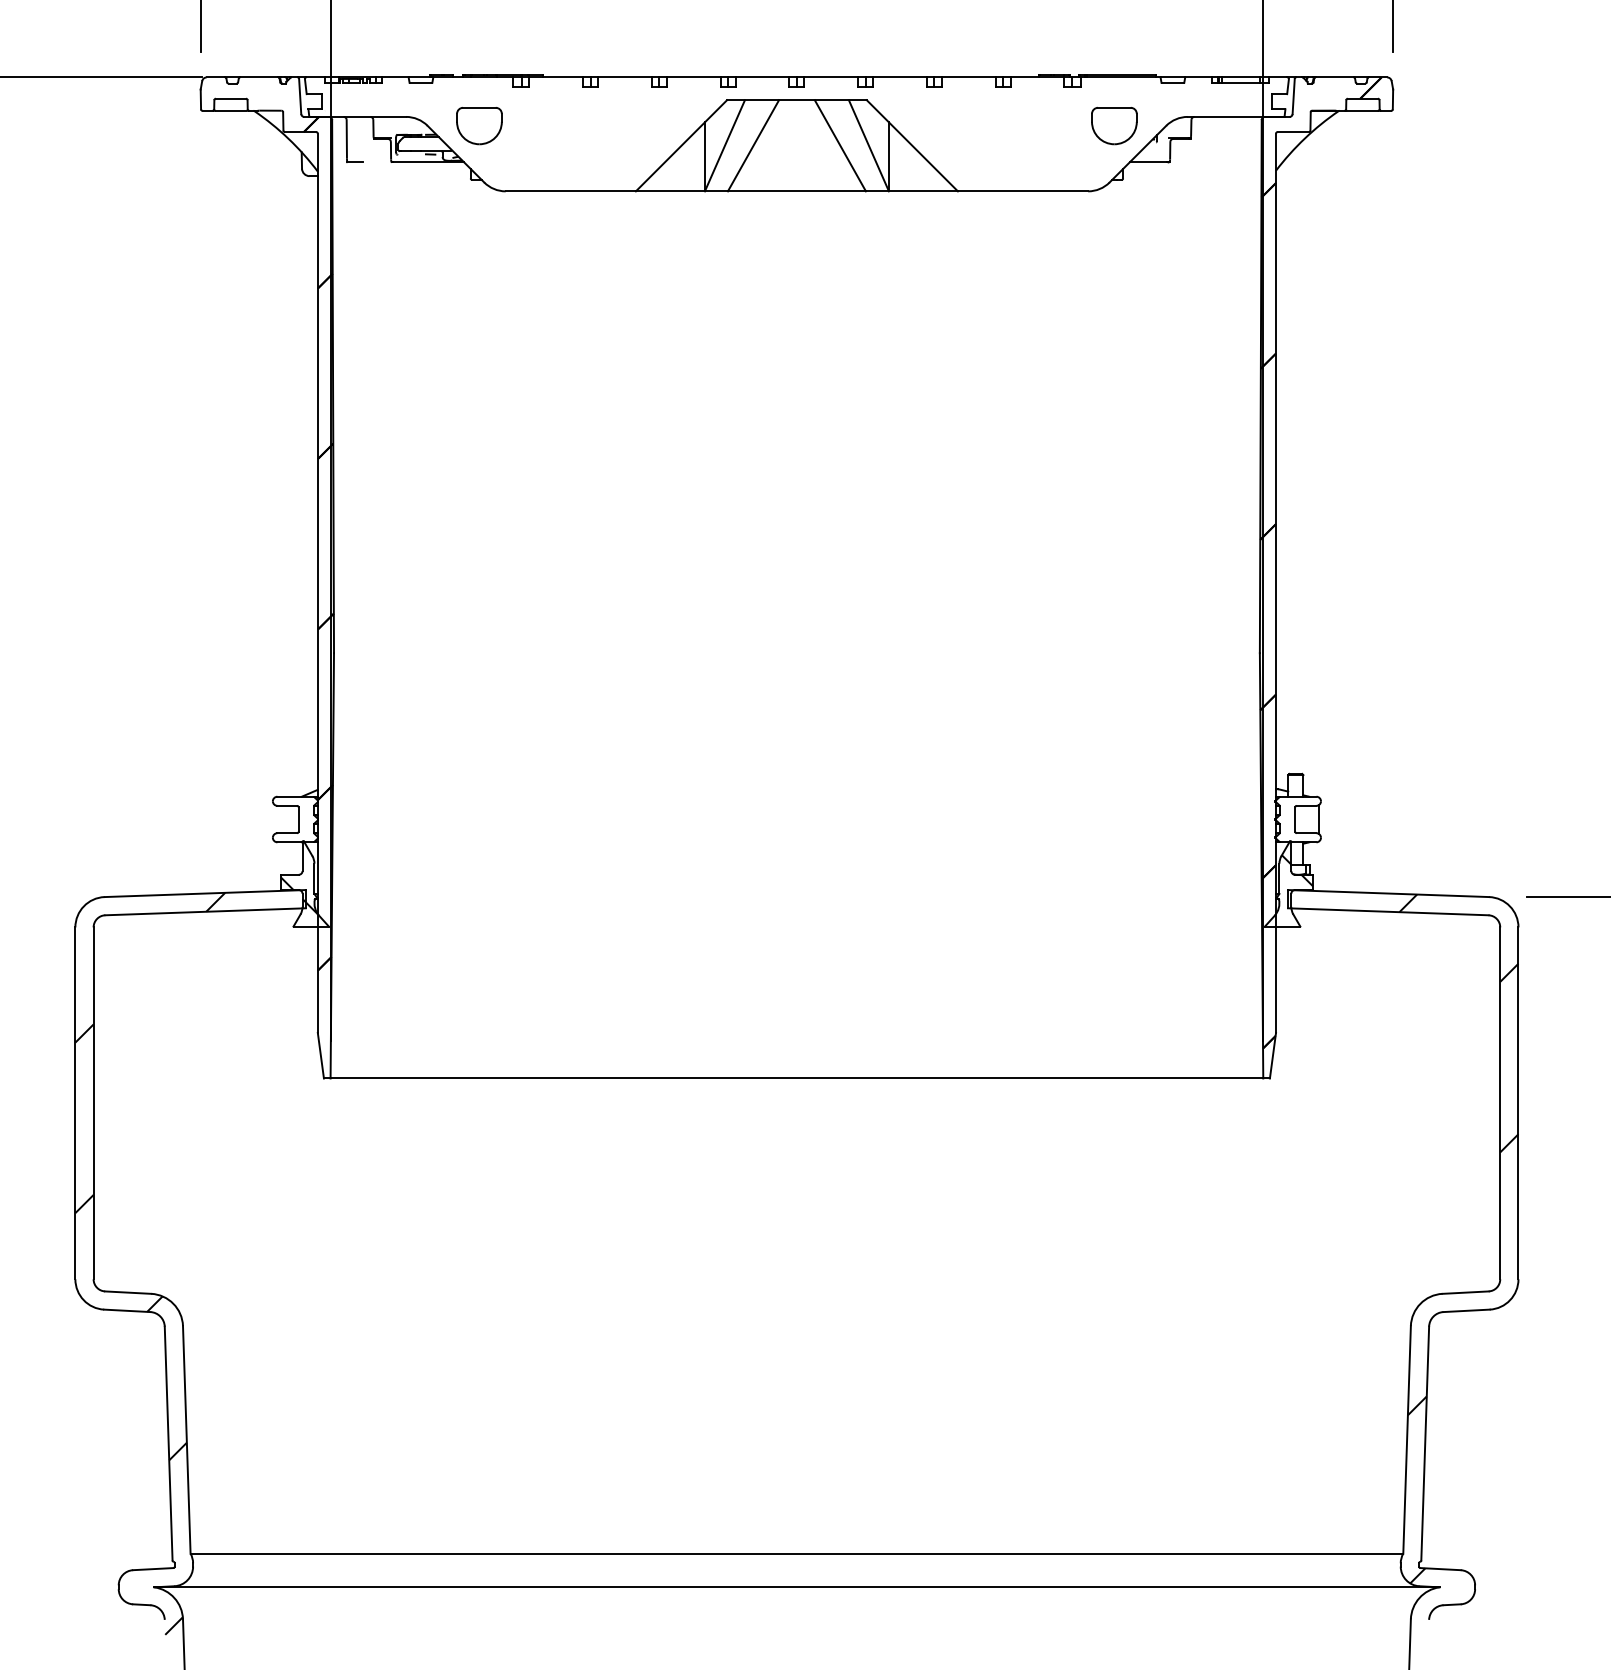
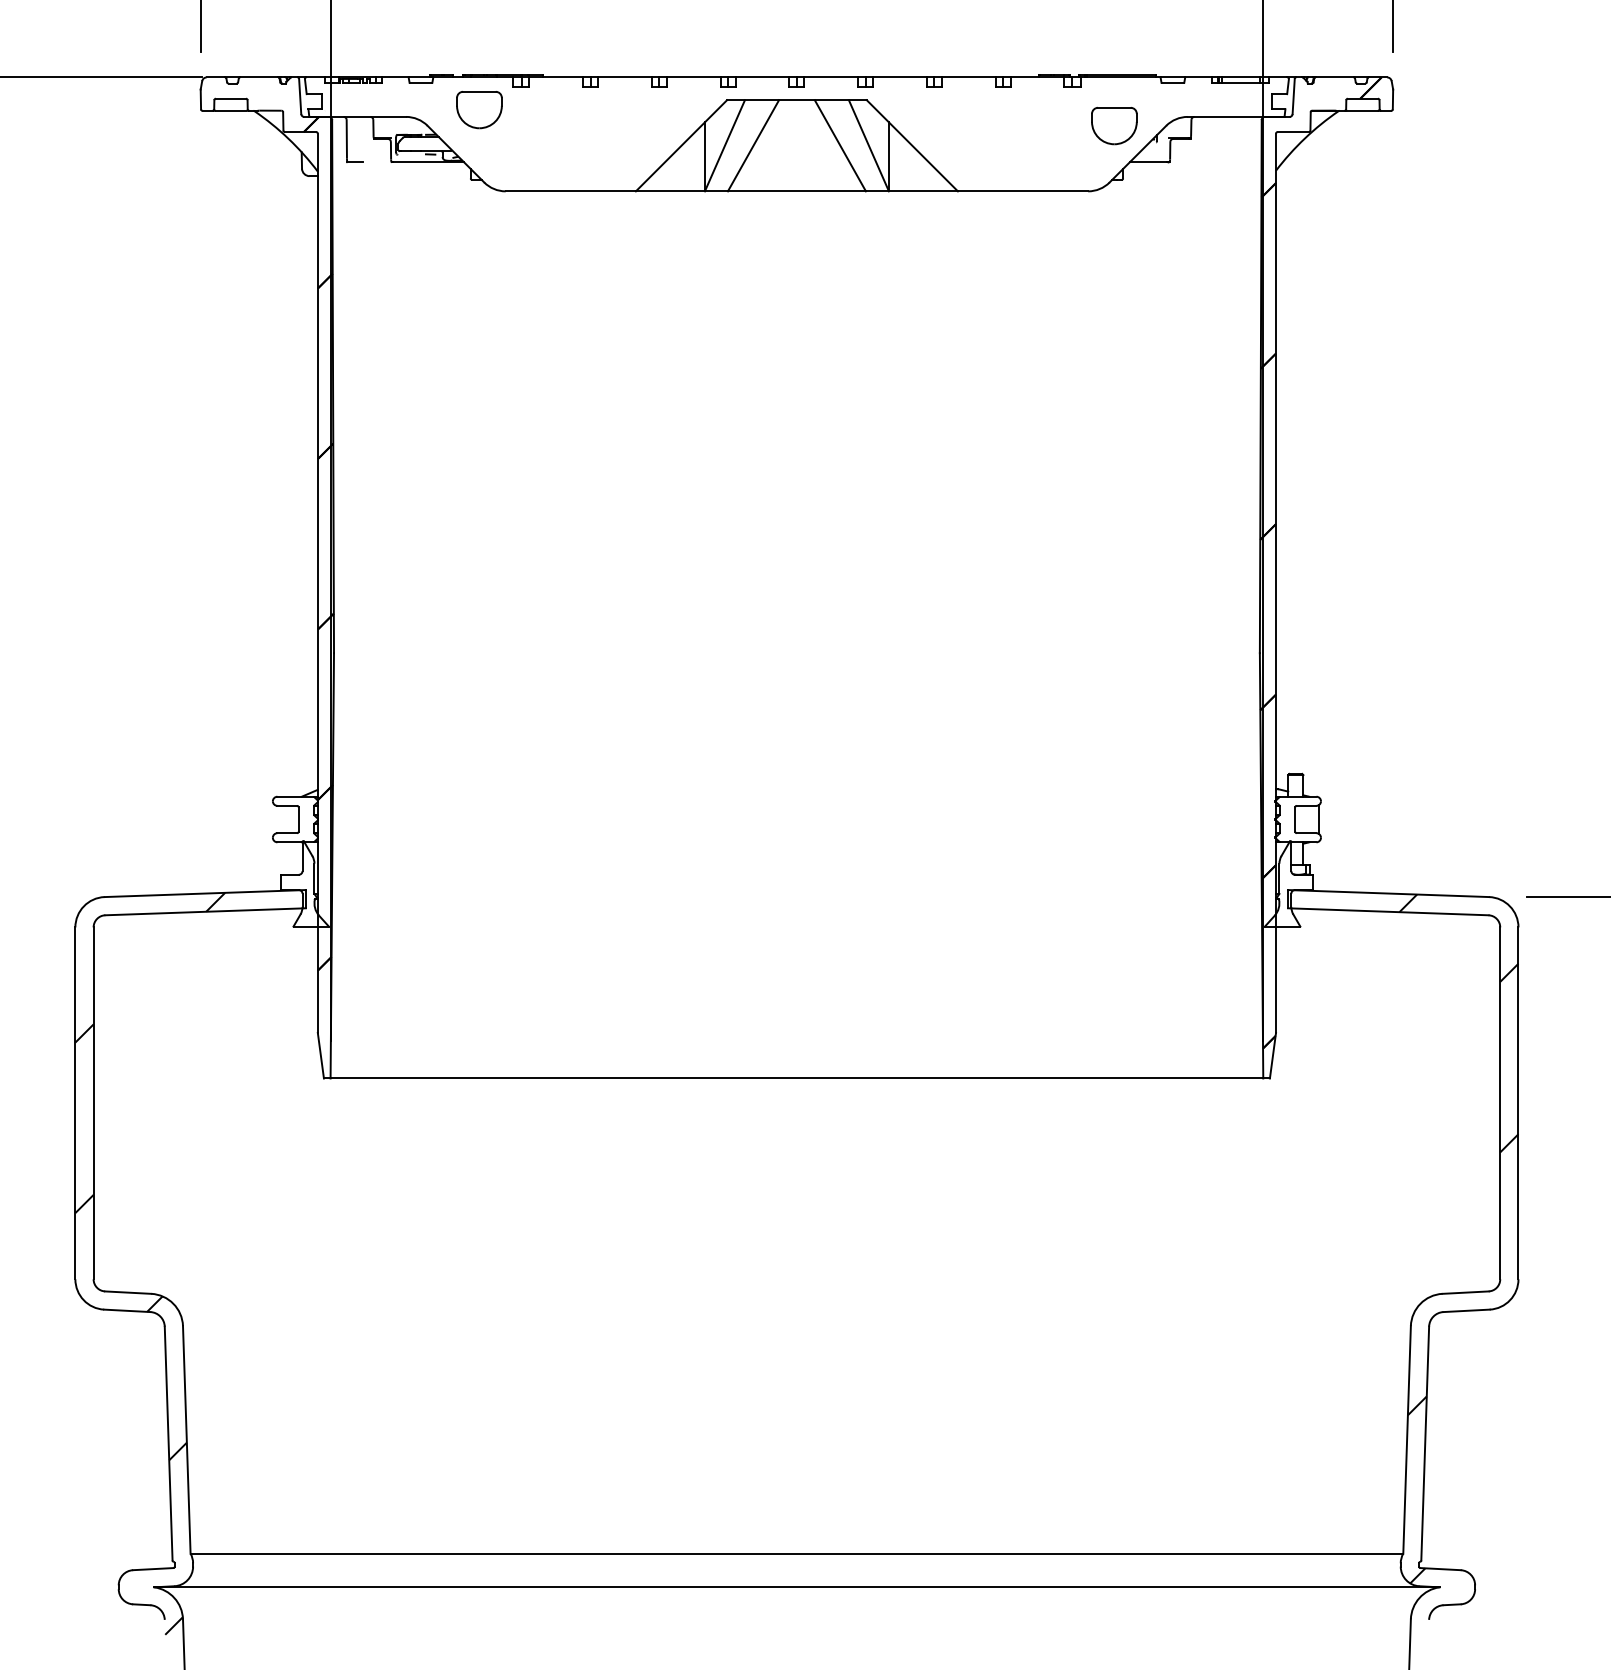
part position: (479, 126) -> (479, 110) (479, 110)
hatch: present -> none (1296, 870)
hatch: present -> none (299, 896)
